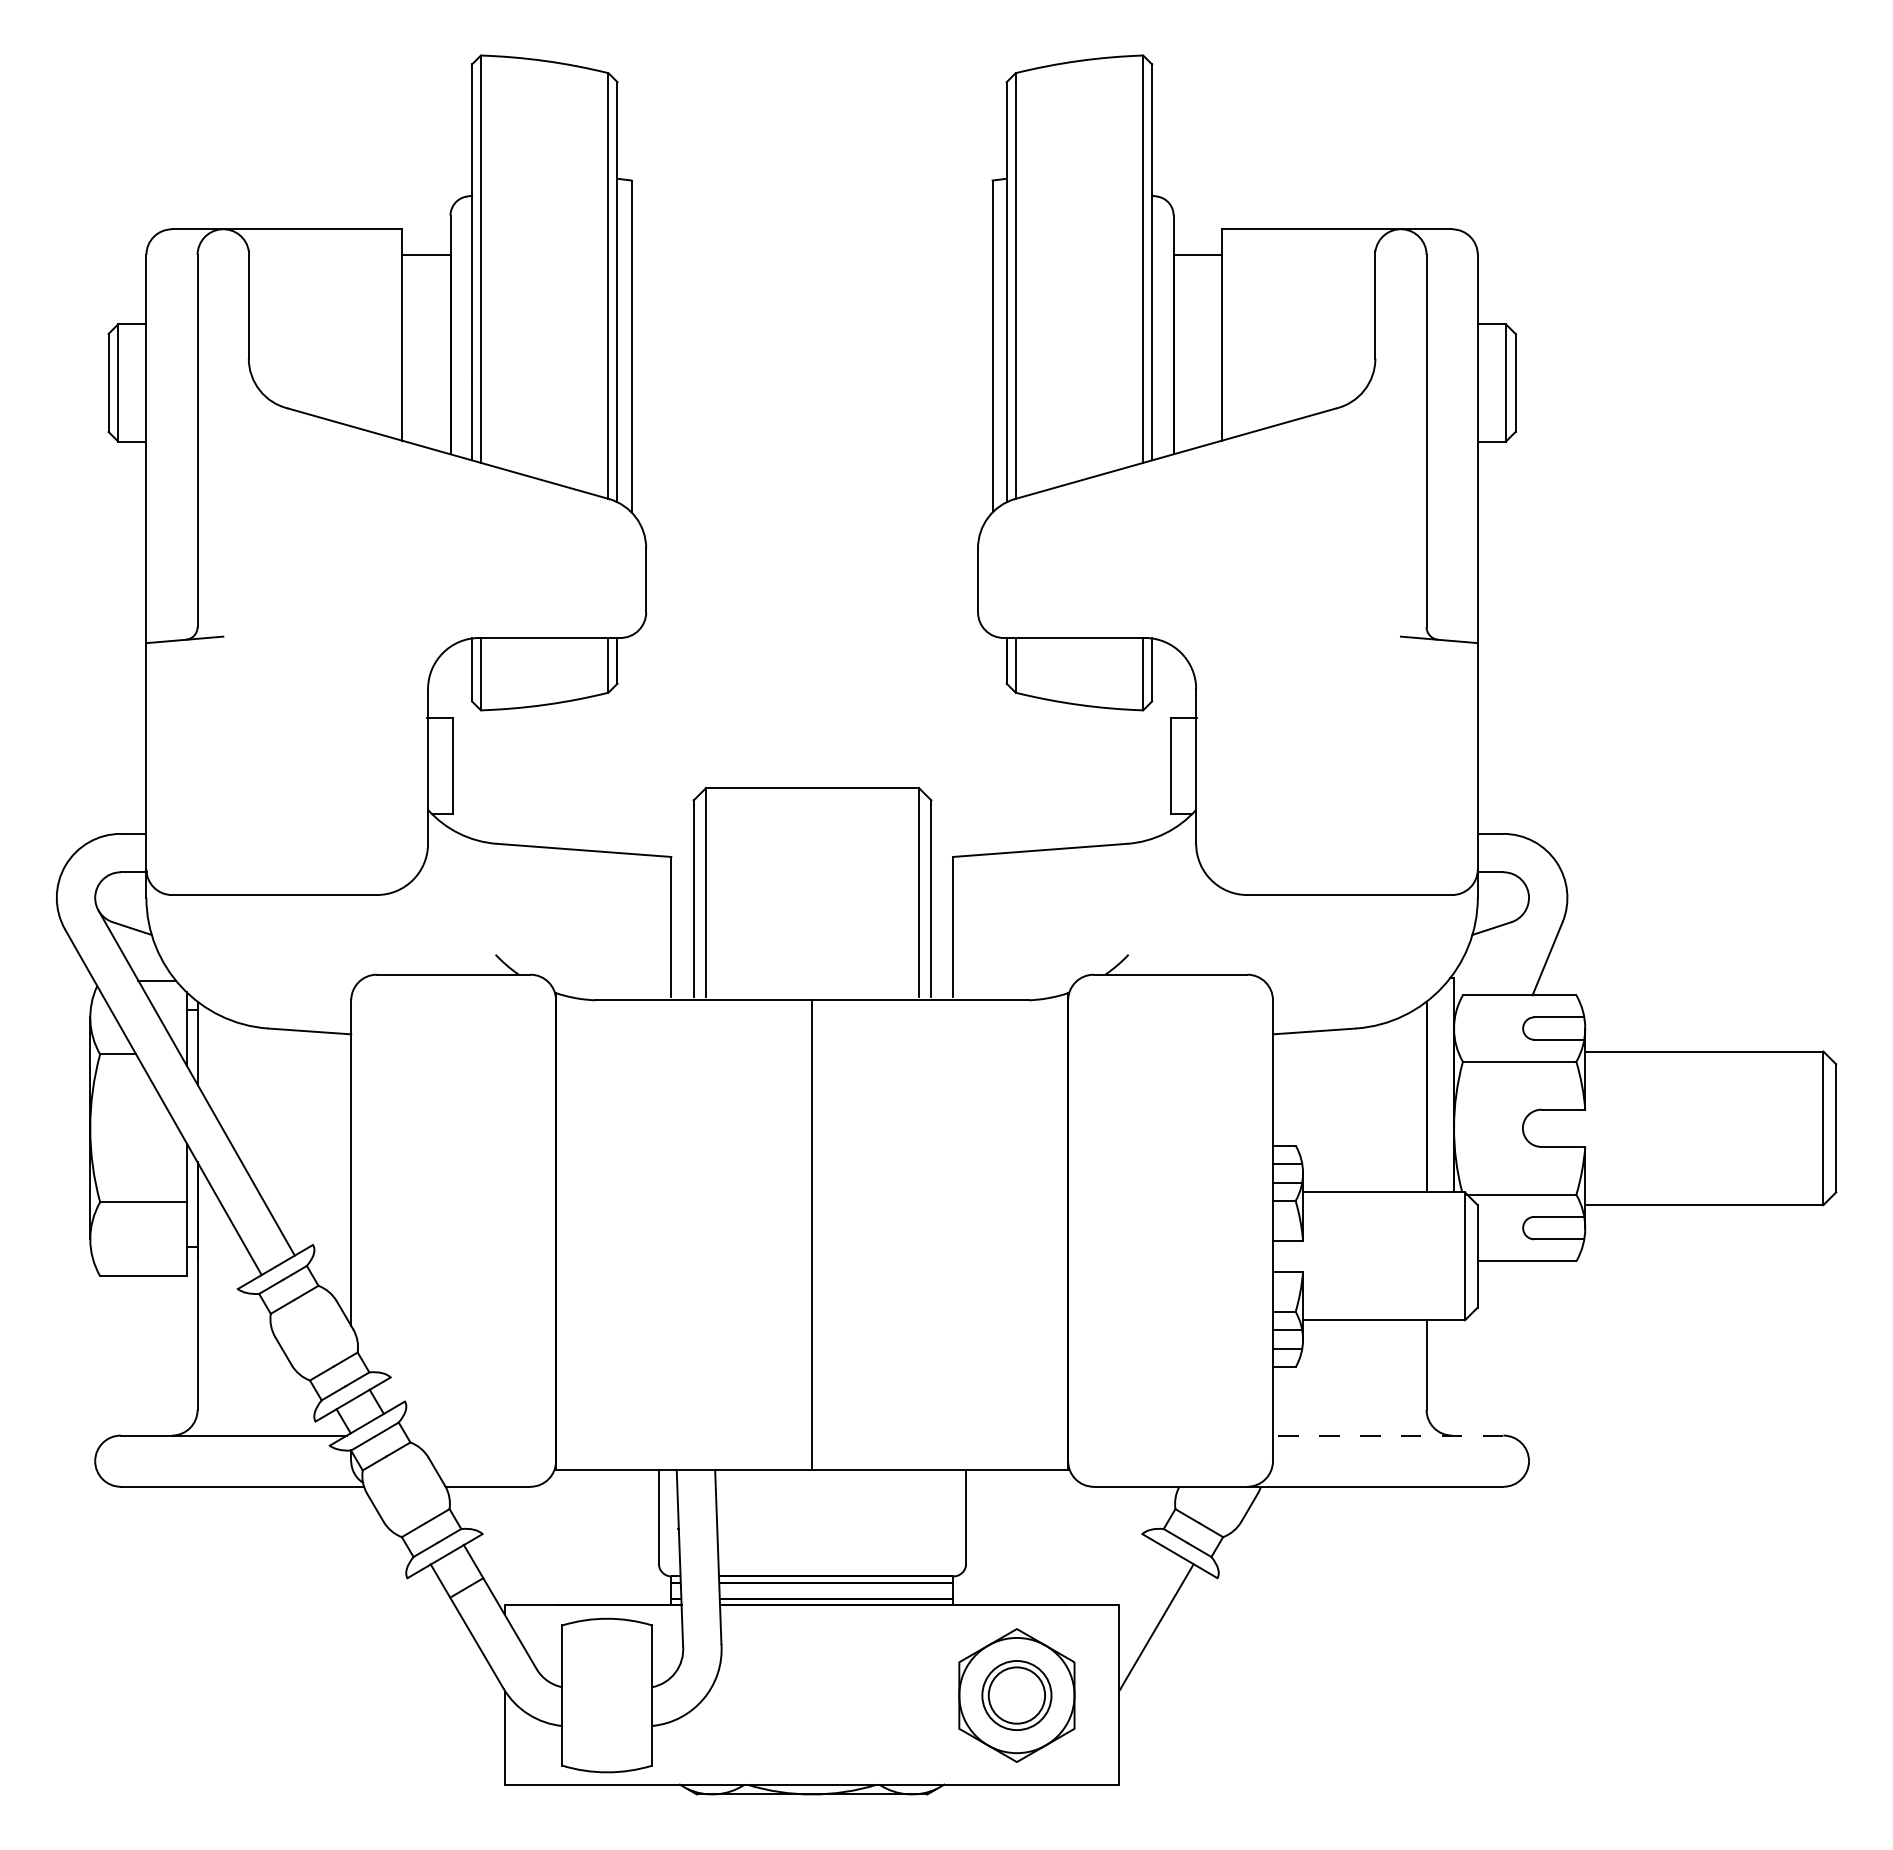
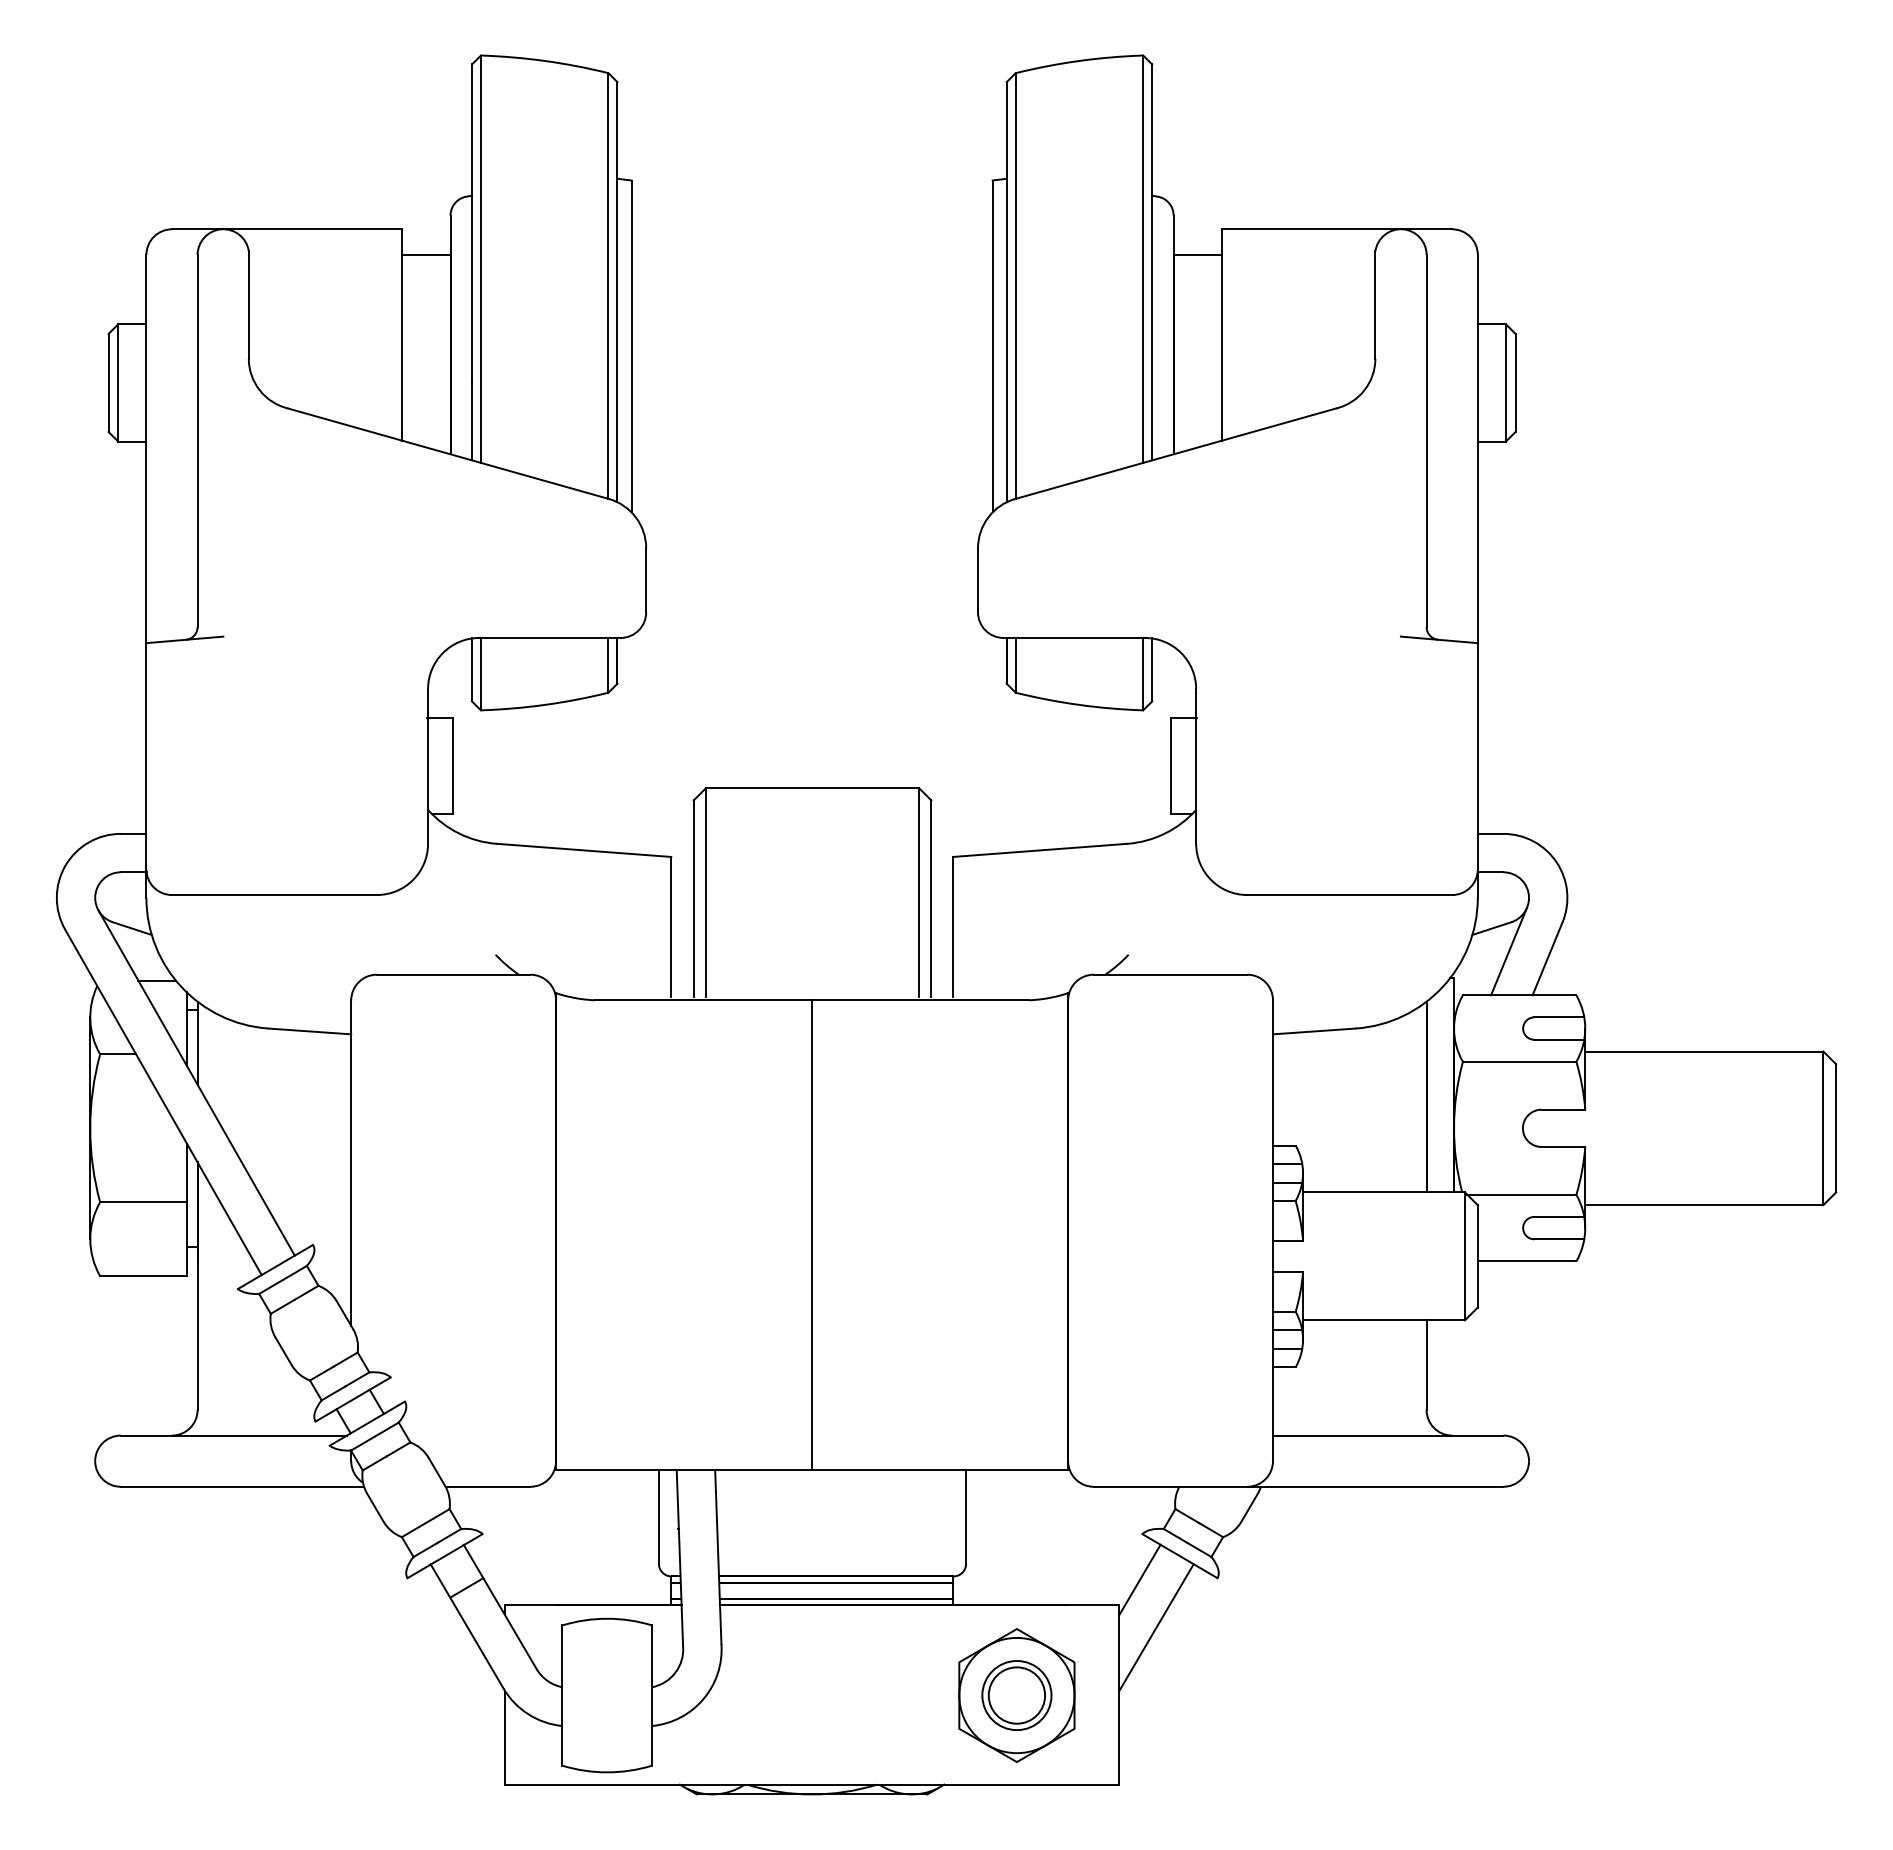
line: none -> present (1509, 951)
line: dashed -> solid (1387, 1435)
line: none -> present (1139, 1579)
